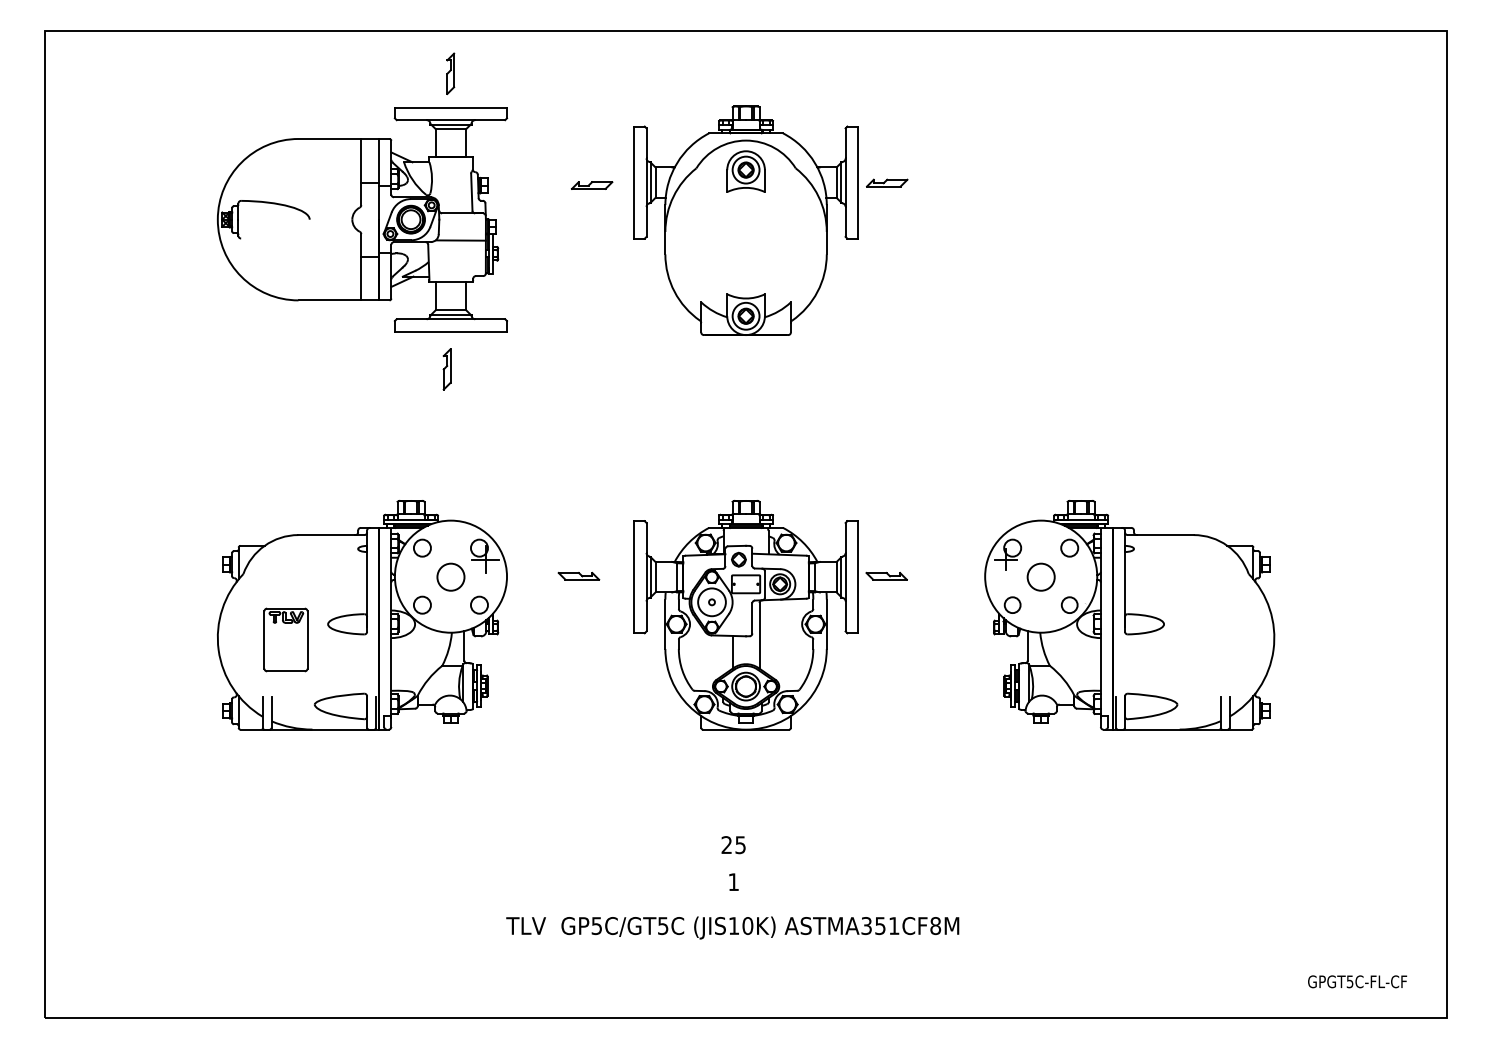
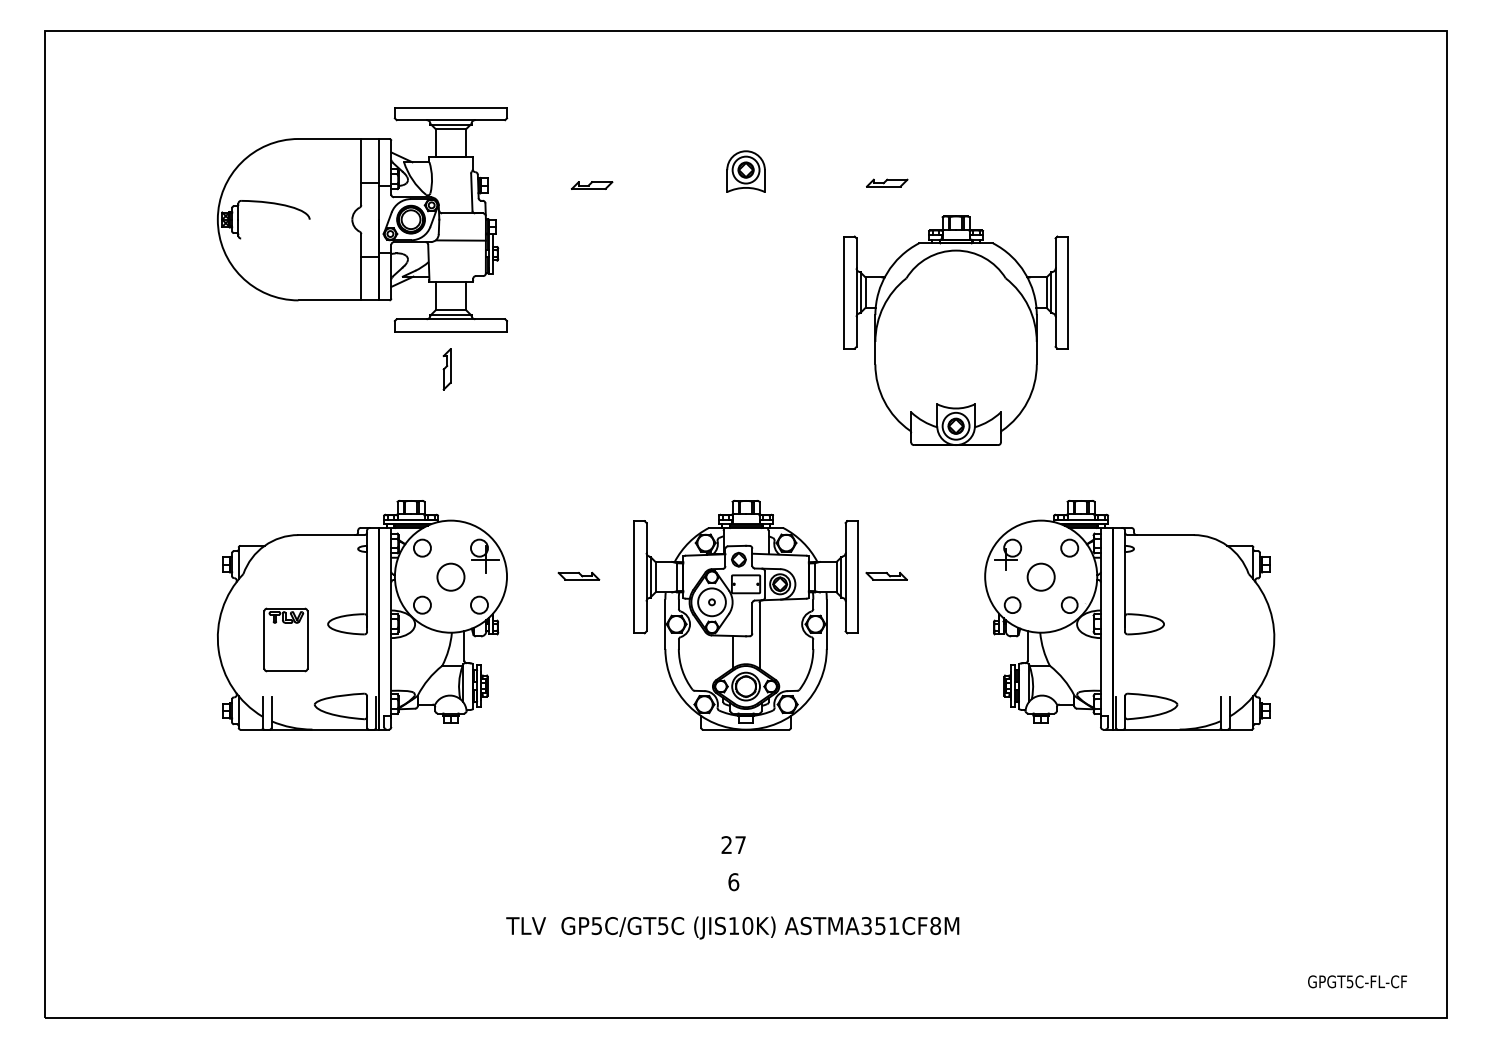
part: present -> none (450, 73)
part position: (745, 220) -> (955, 330) (955, 330)
text: 25 -> 27 (740, 845)
text: 1 -> 6 (733, 882)
